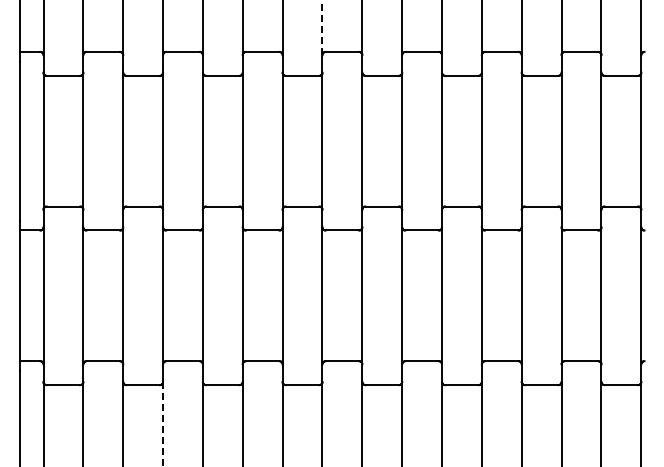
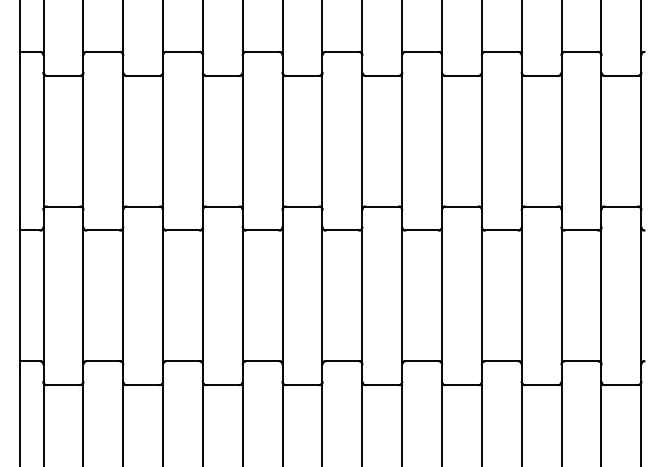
line: dashed -> solid (322, 27)
line: dashed -> solid (163, 424)
